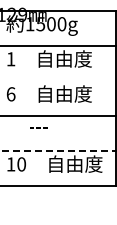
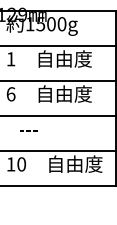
line: none -> present (57, 80)
text position: (38, 127) -> (28, 130) (28, 130)
line: dashed -> solid (58, 151)
